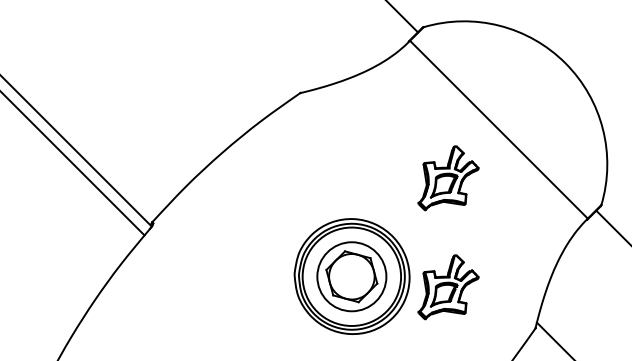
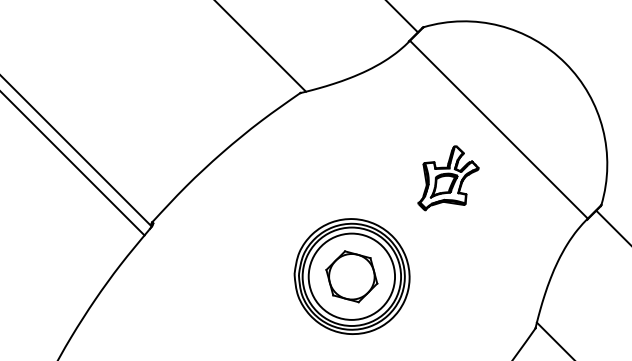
line: none -> present (261, 46)
circle diameter: 69 px -> 86 px (351, 276)
part: present -> none (448, 287)
